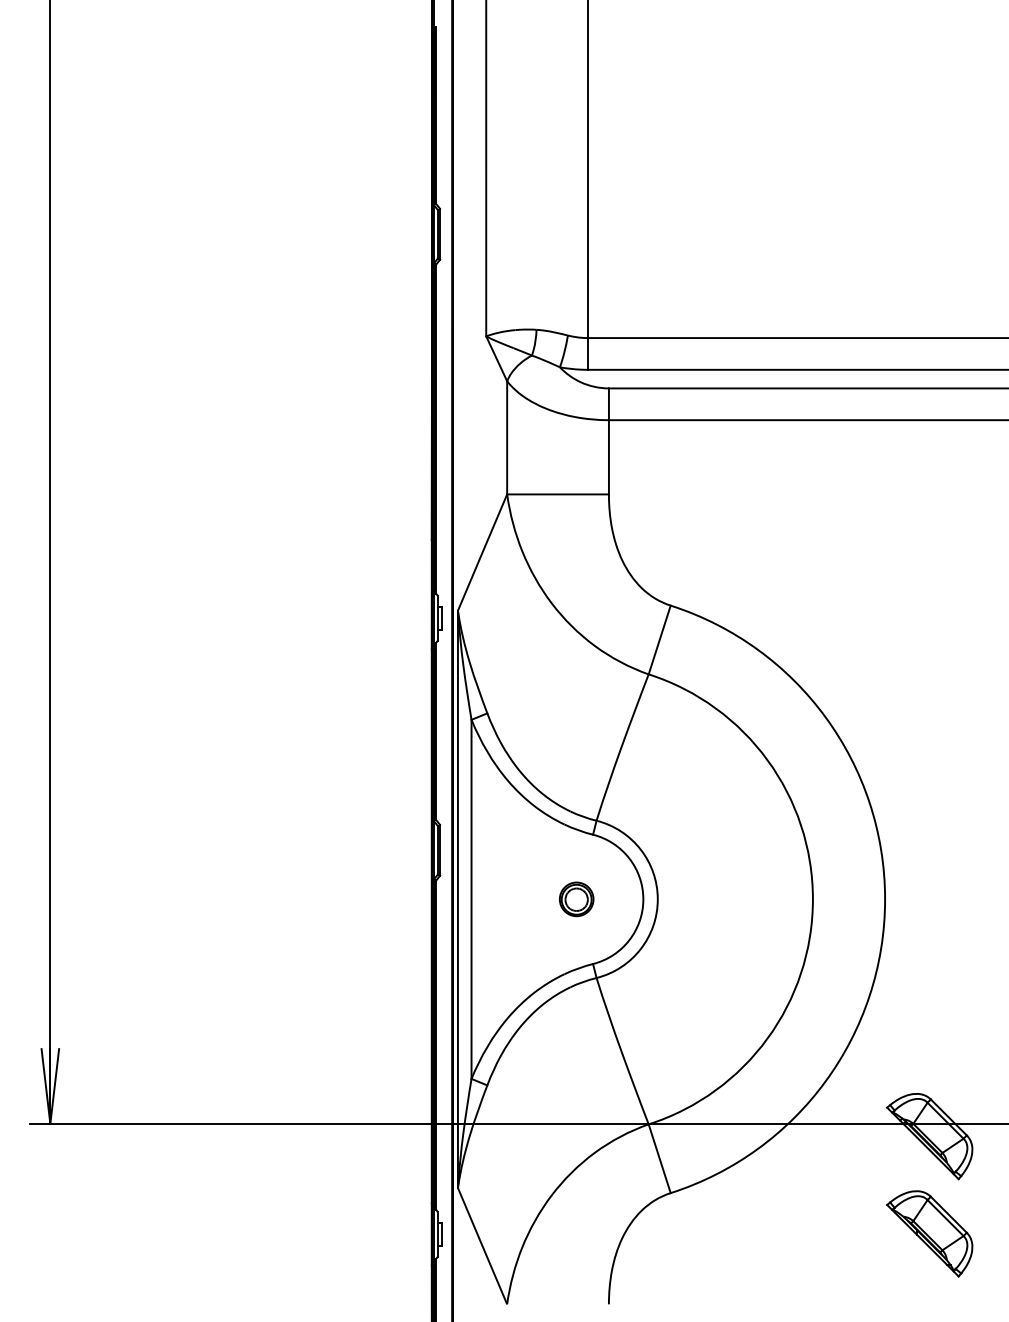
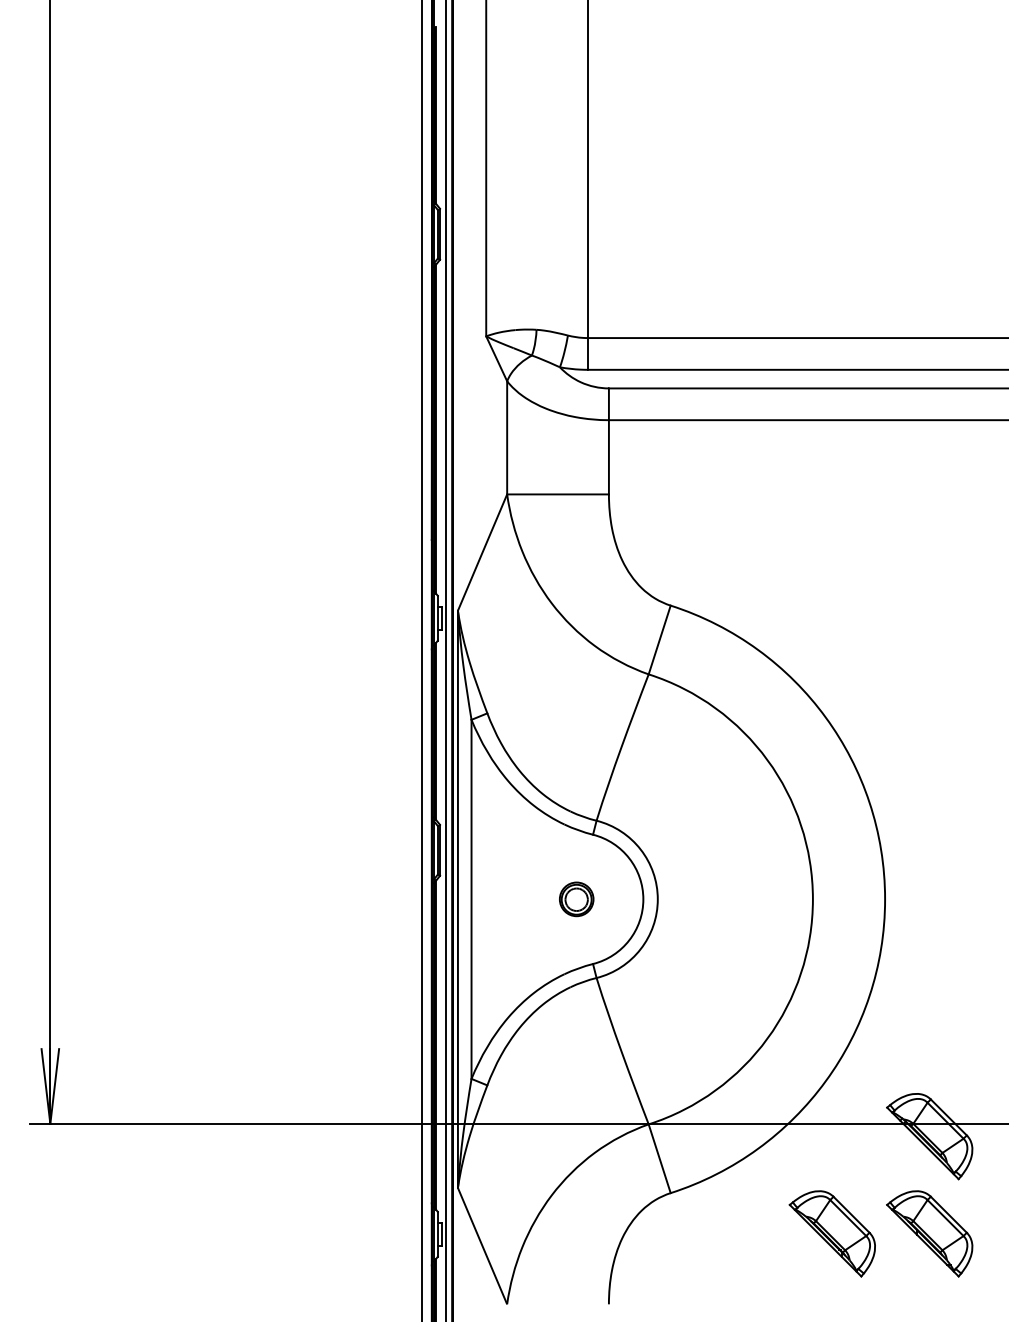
line: none -> present (421, 660)
line: none -> present (446, 660)
part: none -> present (831, 1233)
